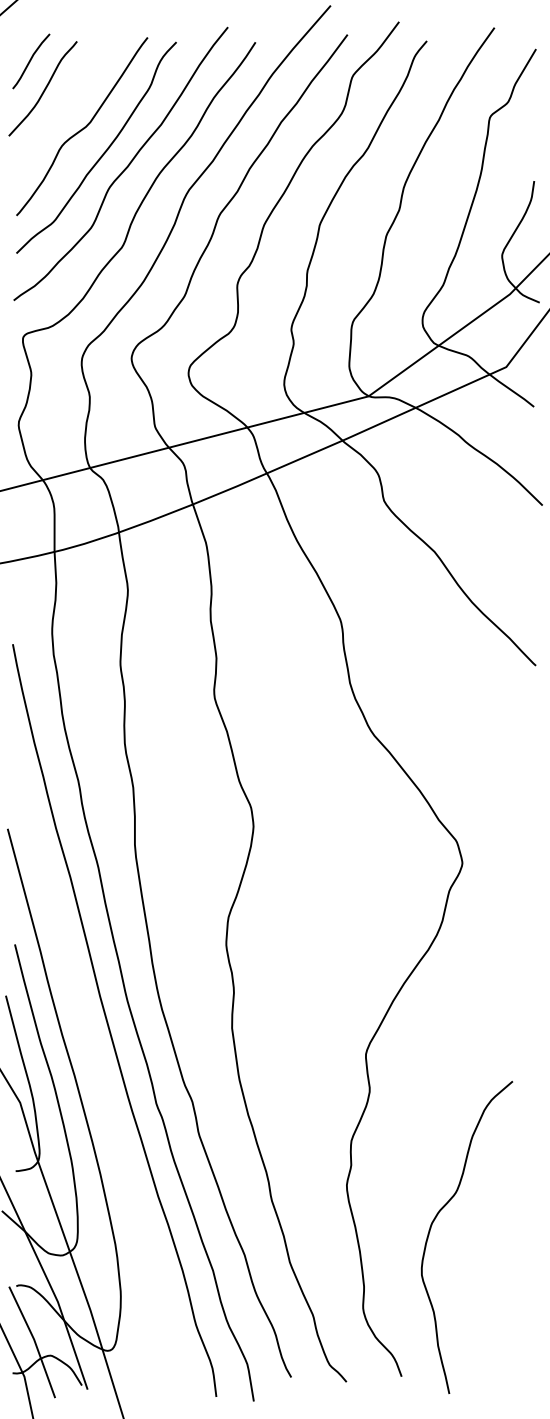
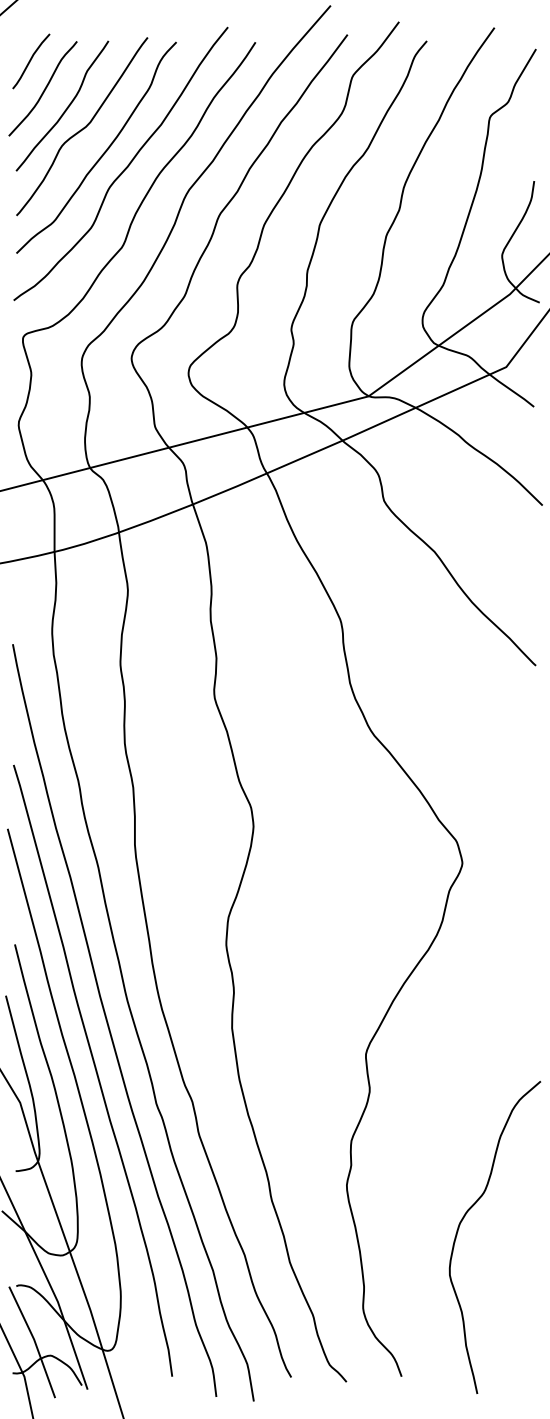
curve: none -> present (66, 107)
curve: none -> present (95, 1070)
curve position: (437, 1216) -> (465, 1216) (465, 1216)
